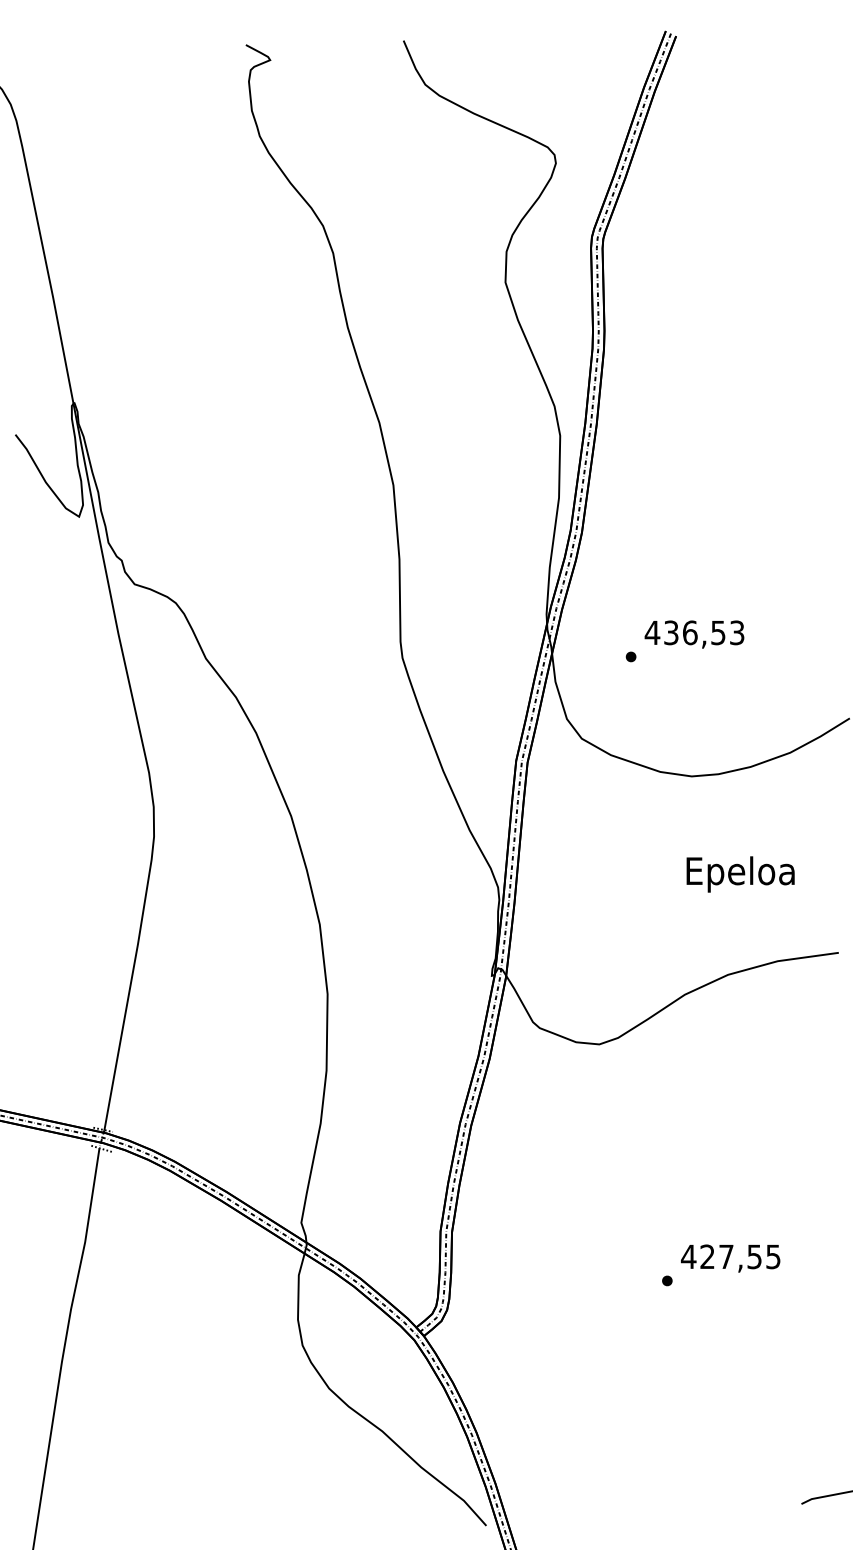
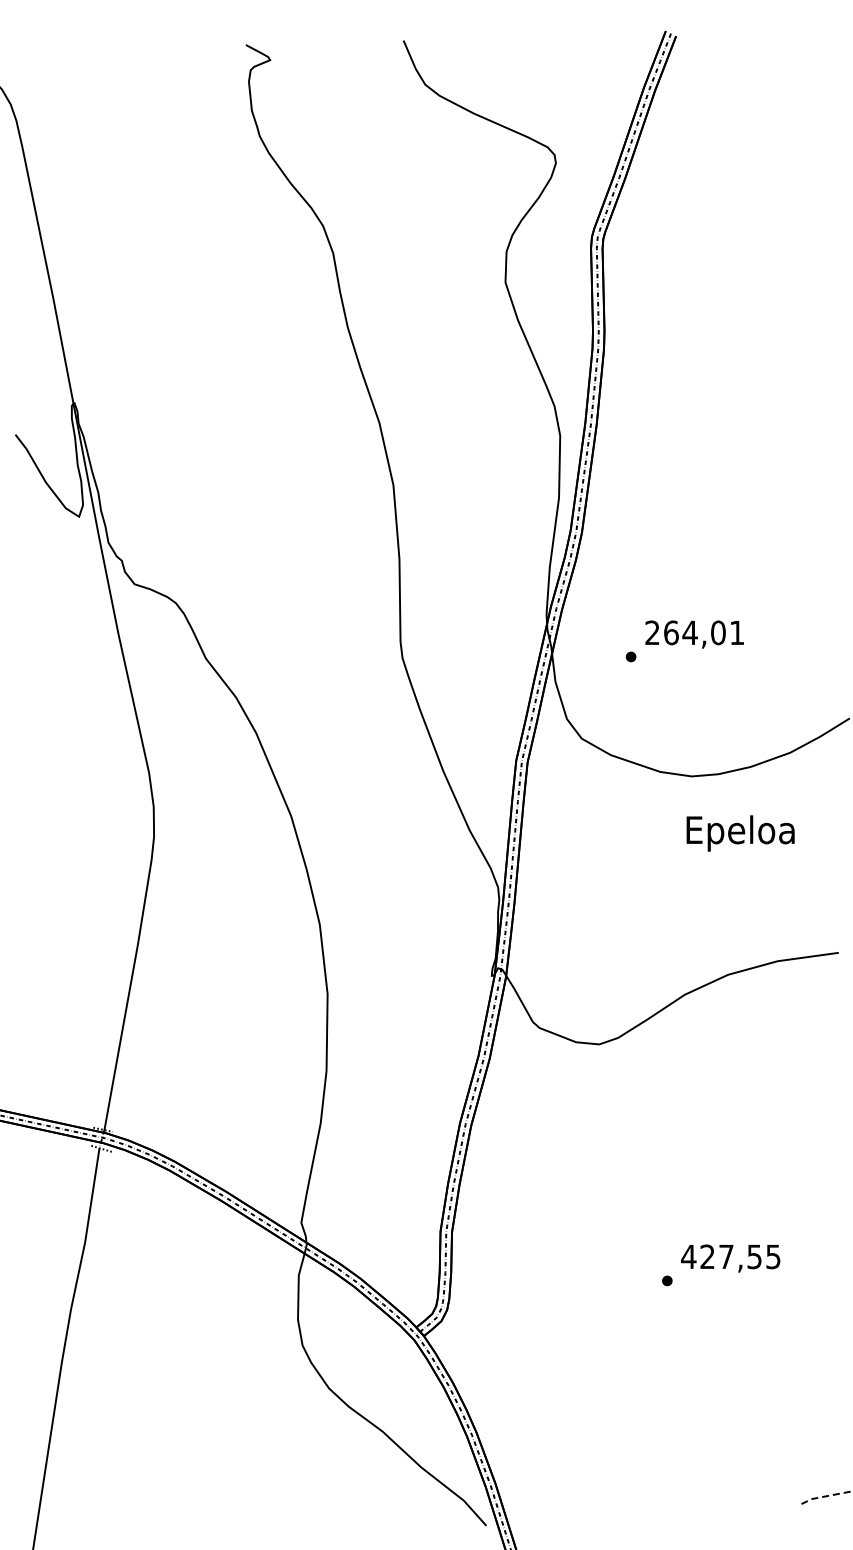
text: 436,53 -> 264,01 (694, 632)
text position: (740, 874) -> (740, 833) (740, 833)
line: solid -> dashed (826, 1496)
